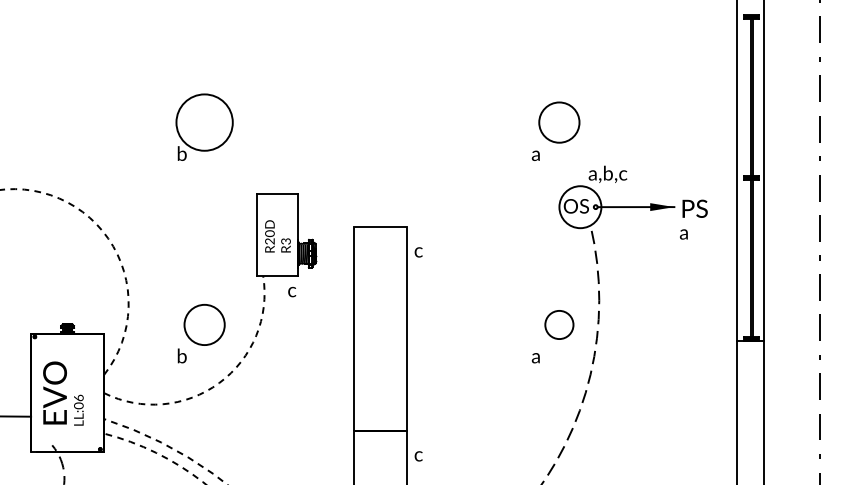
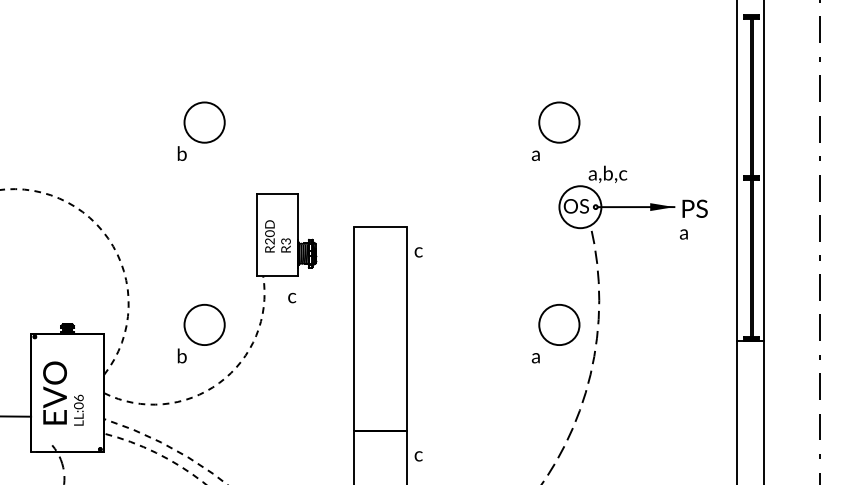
circle diameter: 56 px -> 40 px (204, 122)
text position: (292, 292) -> (292, 298) (292, 298)
circle size: 31x30 px -> 43x42 px (559, 324)
